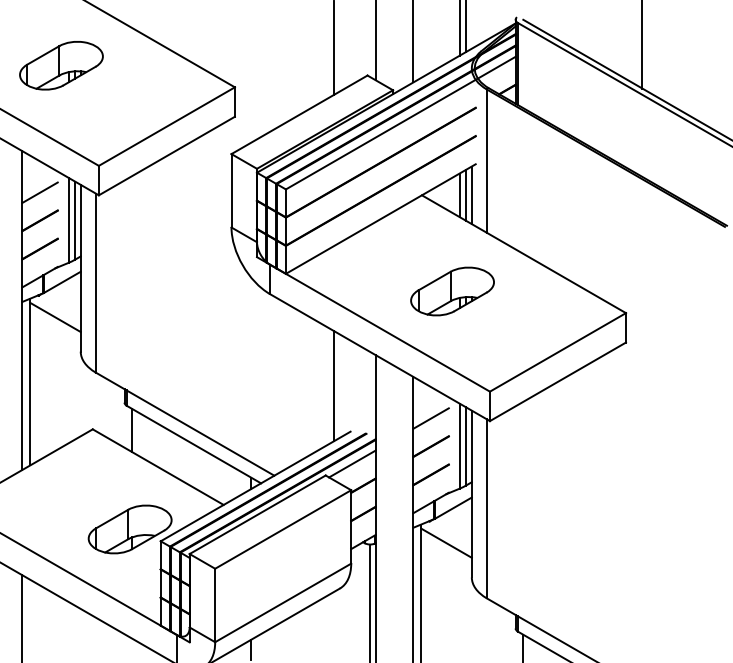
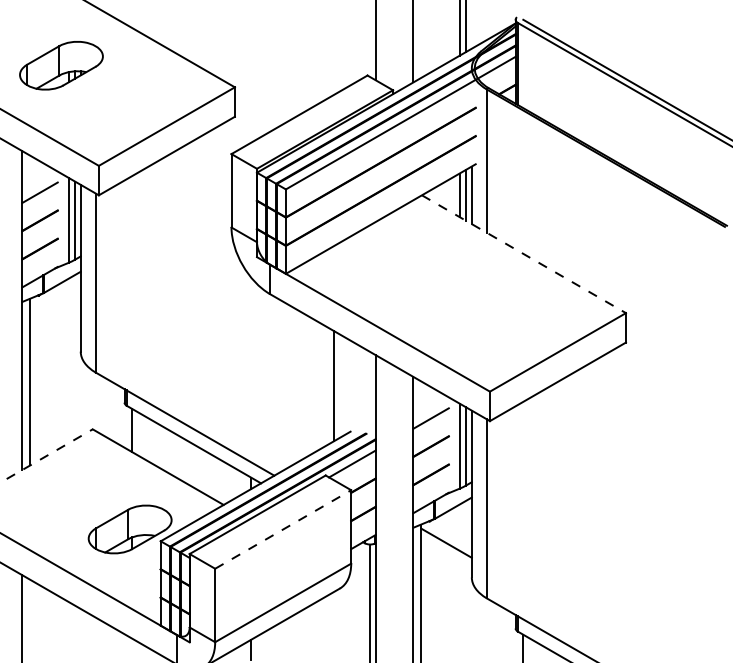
line: present -> none (642, 45)
line: present -> none (333, 48)
line: solid -> dashed (523, 254)
part: present -> none (452, 291)
line: present -> none (55, 317)
line: solid -> dashed (47, 455)
line: solid -> dashed (283, 529)
